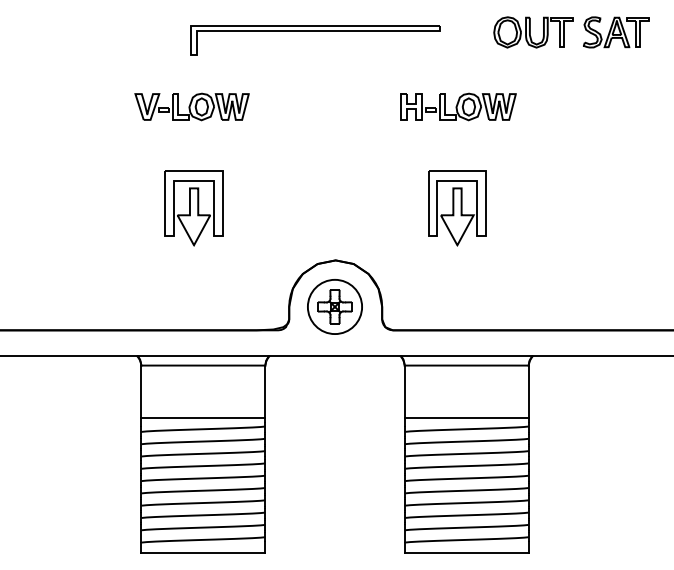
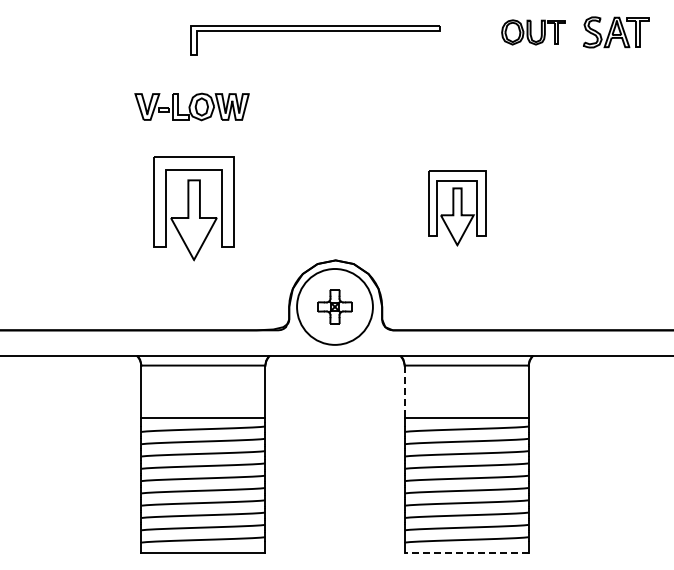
part size: 81x33 px -> 65x27 px (533, 32)
part: present -> none (458, 106)
part size: 60x77 px -> 82x106 px (193, 208)
circle diameter: 54 px -> 76 px (334, 306)
line: solid -> dashed (404, 392)
line: solid -> dashed (466, 552)
